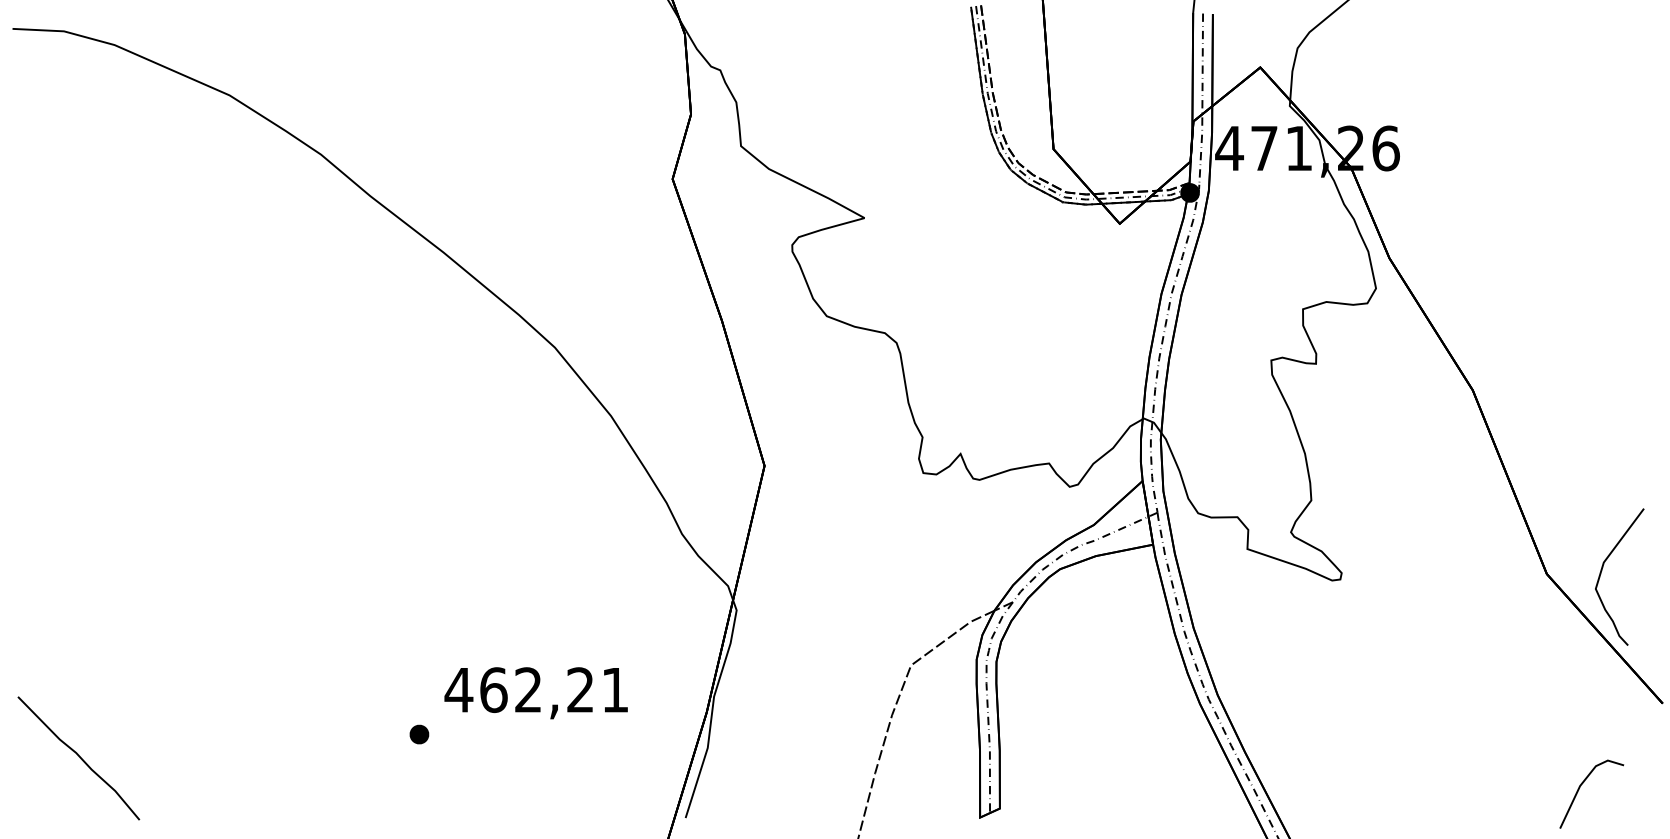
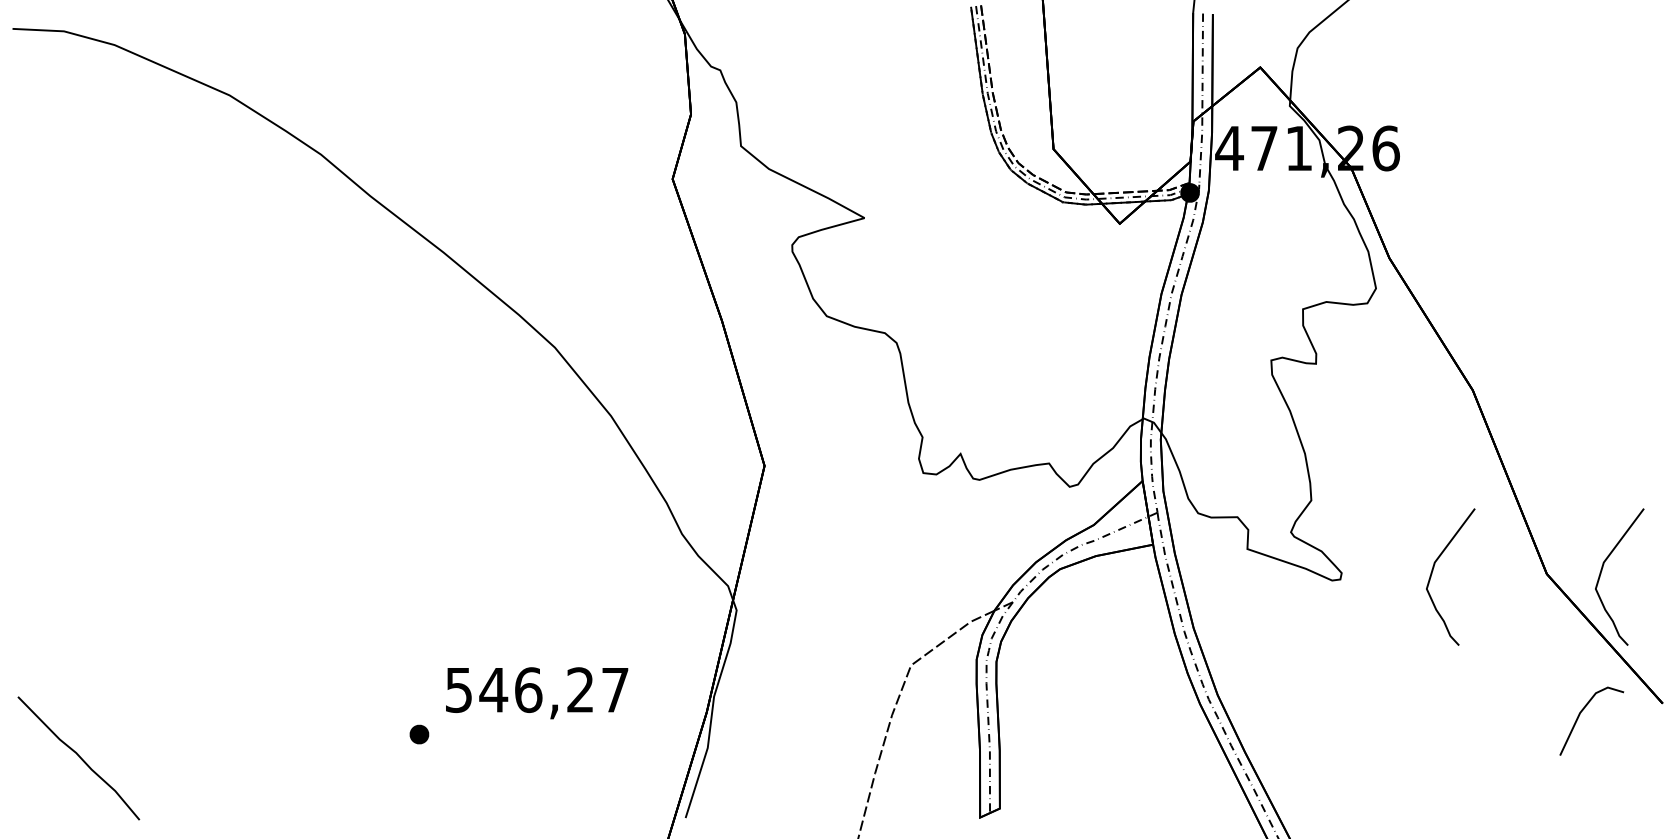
curve: none -> present (1433, 570)
text: 462,21 -> 546,27 (536, 690)
line position: (1580, 787) -> (1580, 714) (1580, 714)
